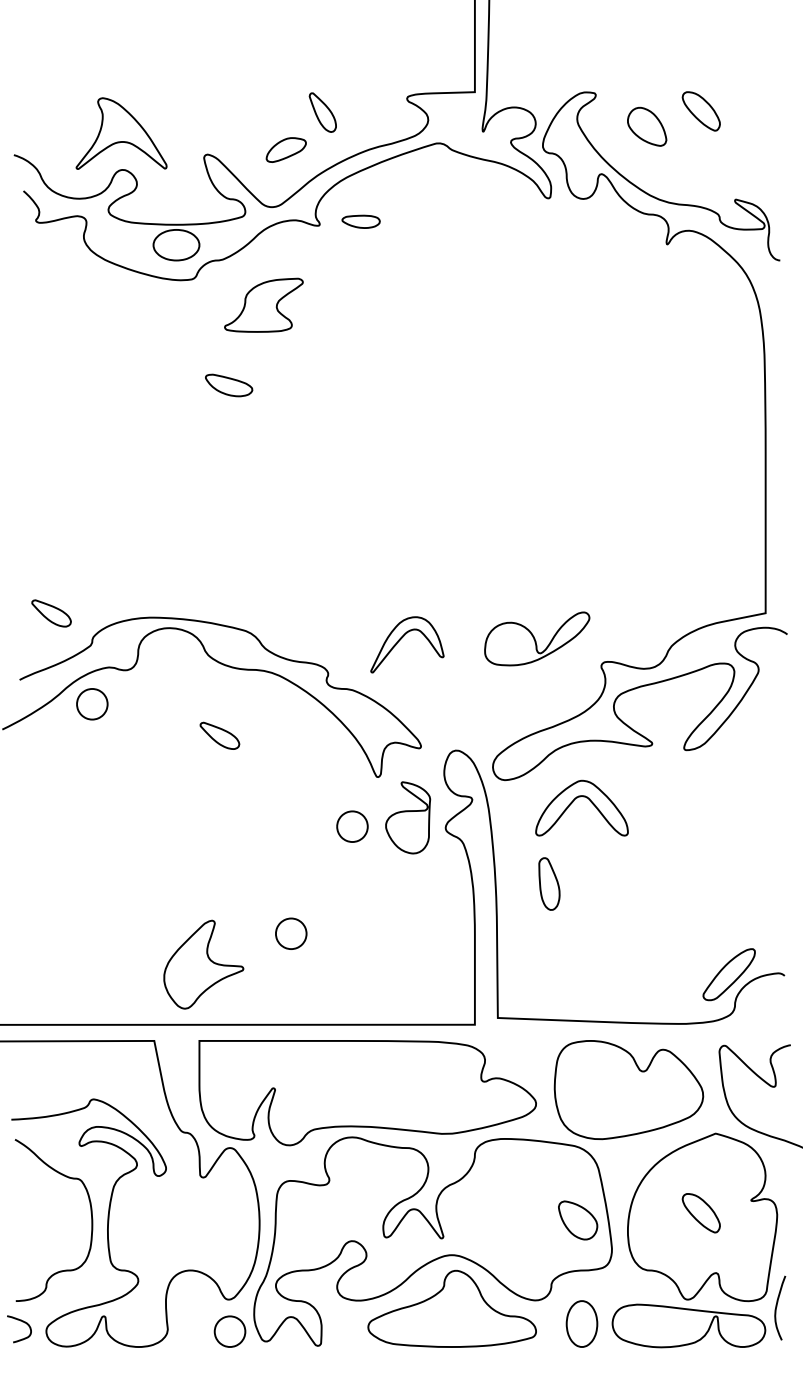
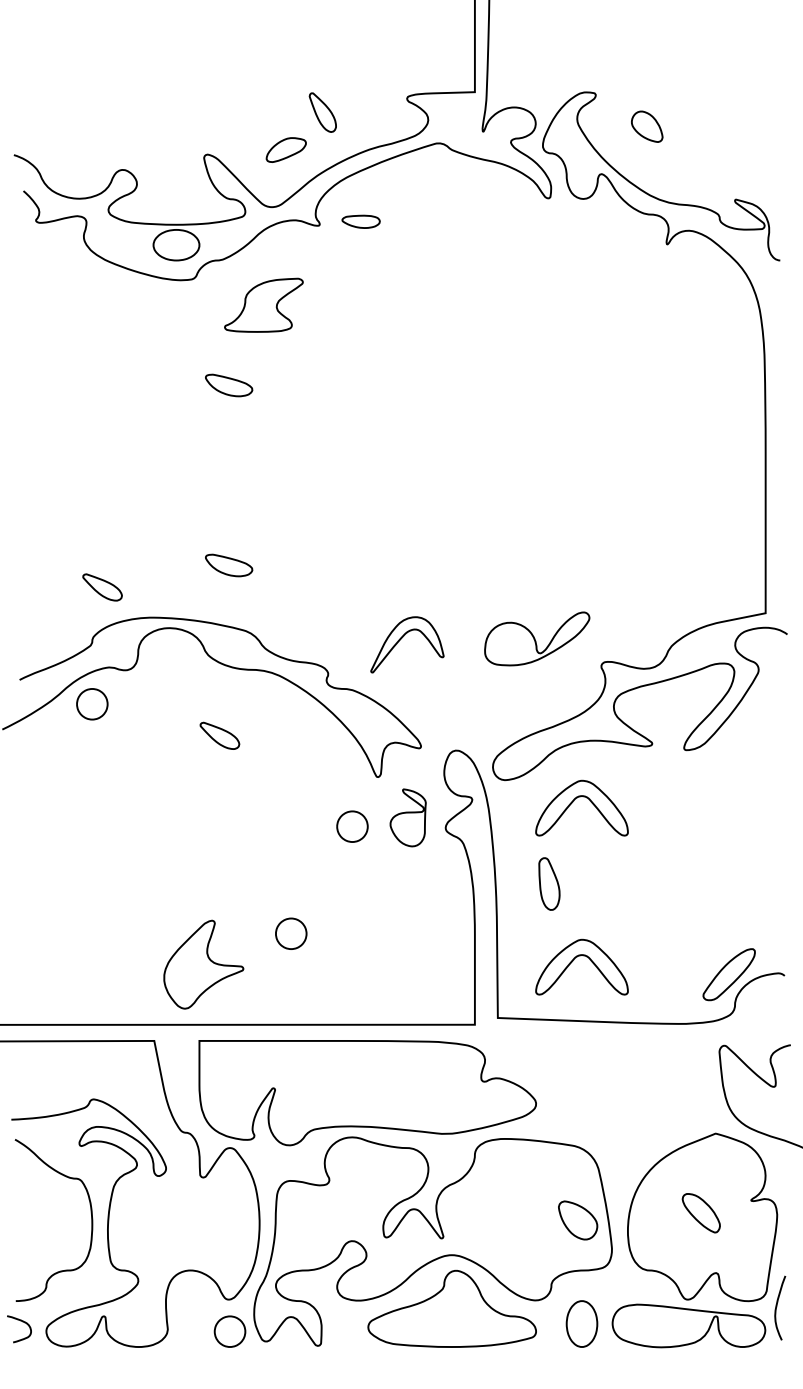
part: present -> none (700, 111)
part size: 41x41 px -> 33x33 px (647, 126)
part: present -> none (121, 133)
part: none -> present (229, 565)
part position: (51, 613) -> (102, 587) (102, 587)
part size: 47x74 px -> 38x60 px (407, 817)
part: none -> present (573, 961)
part: present -> none (628, 1090)
